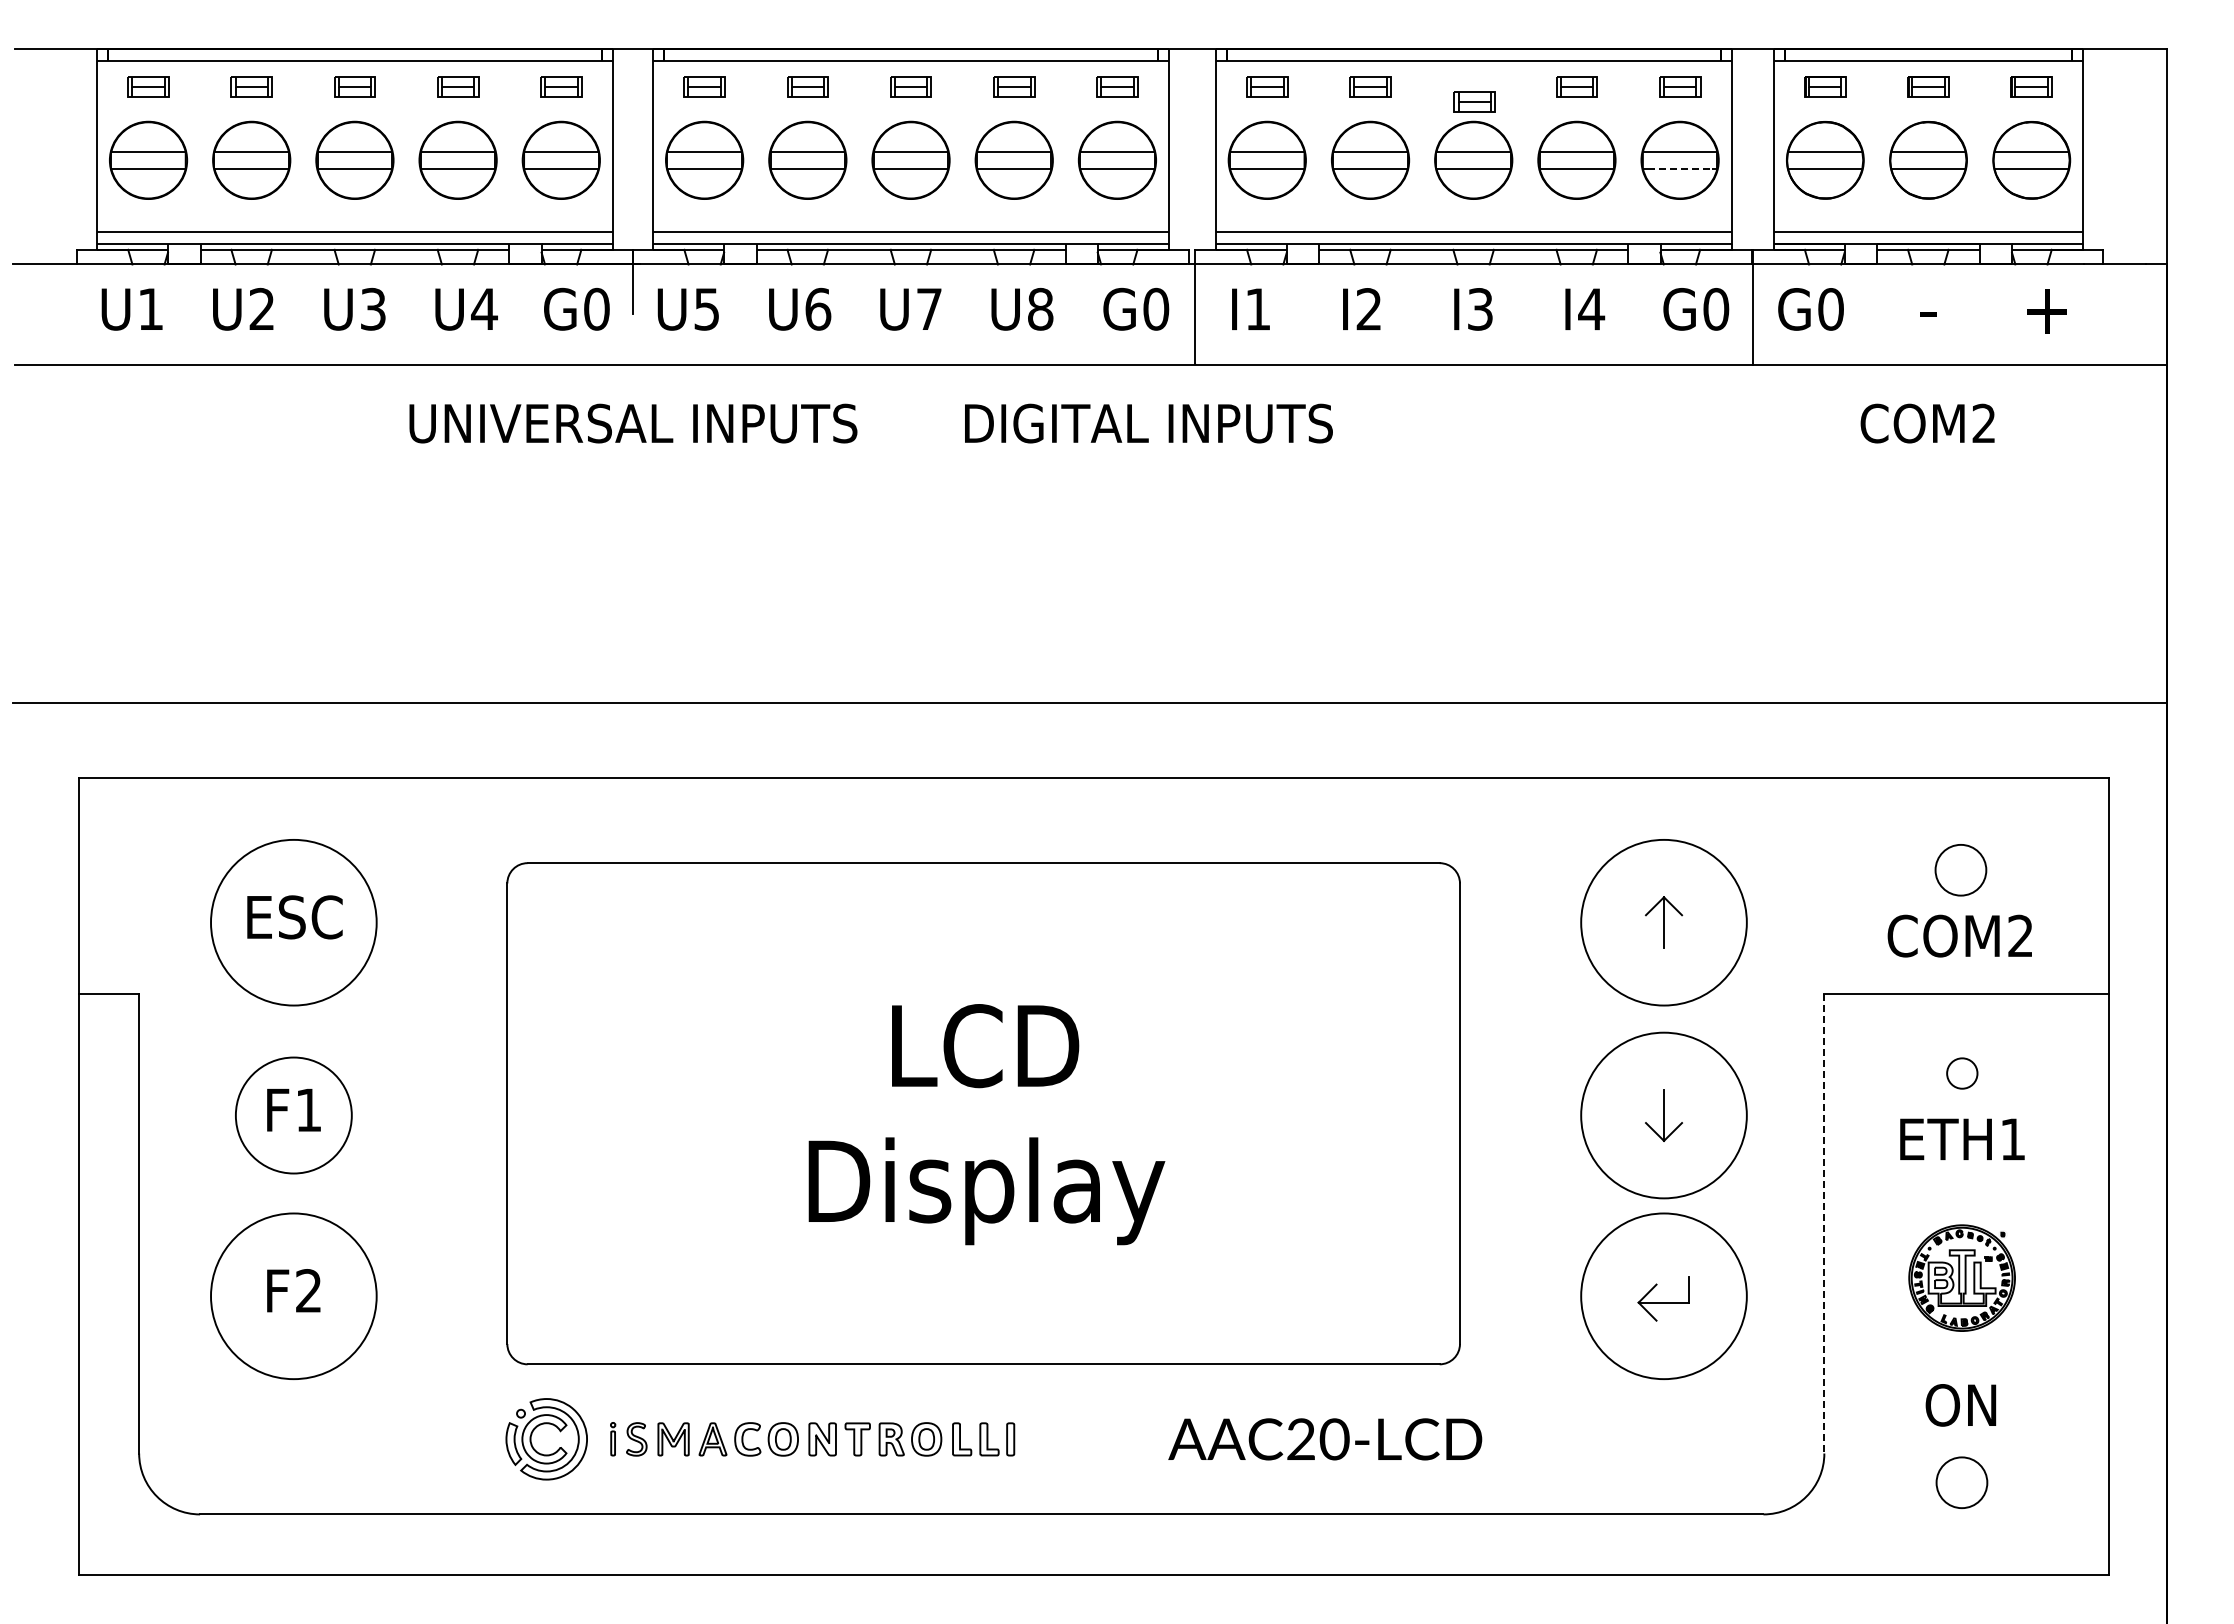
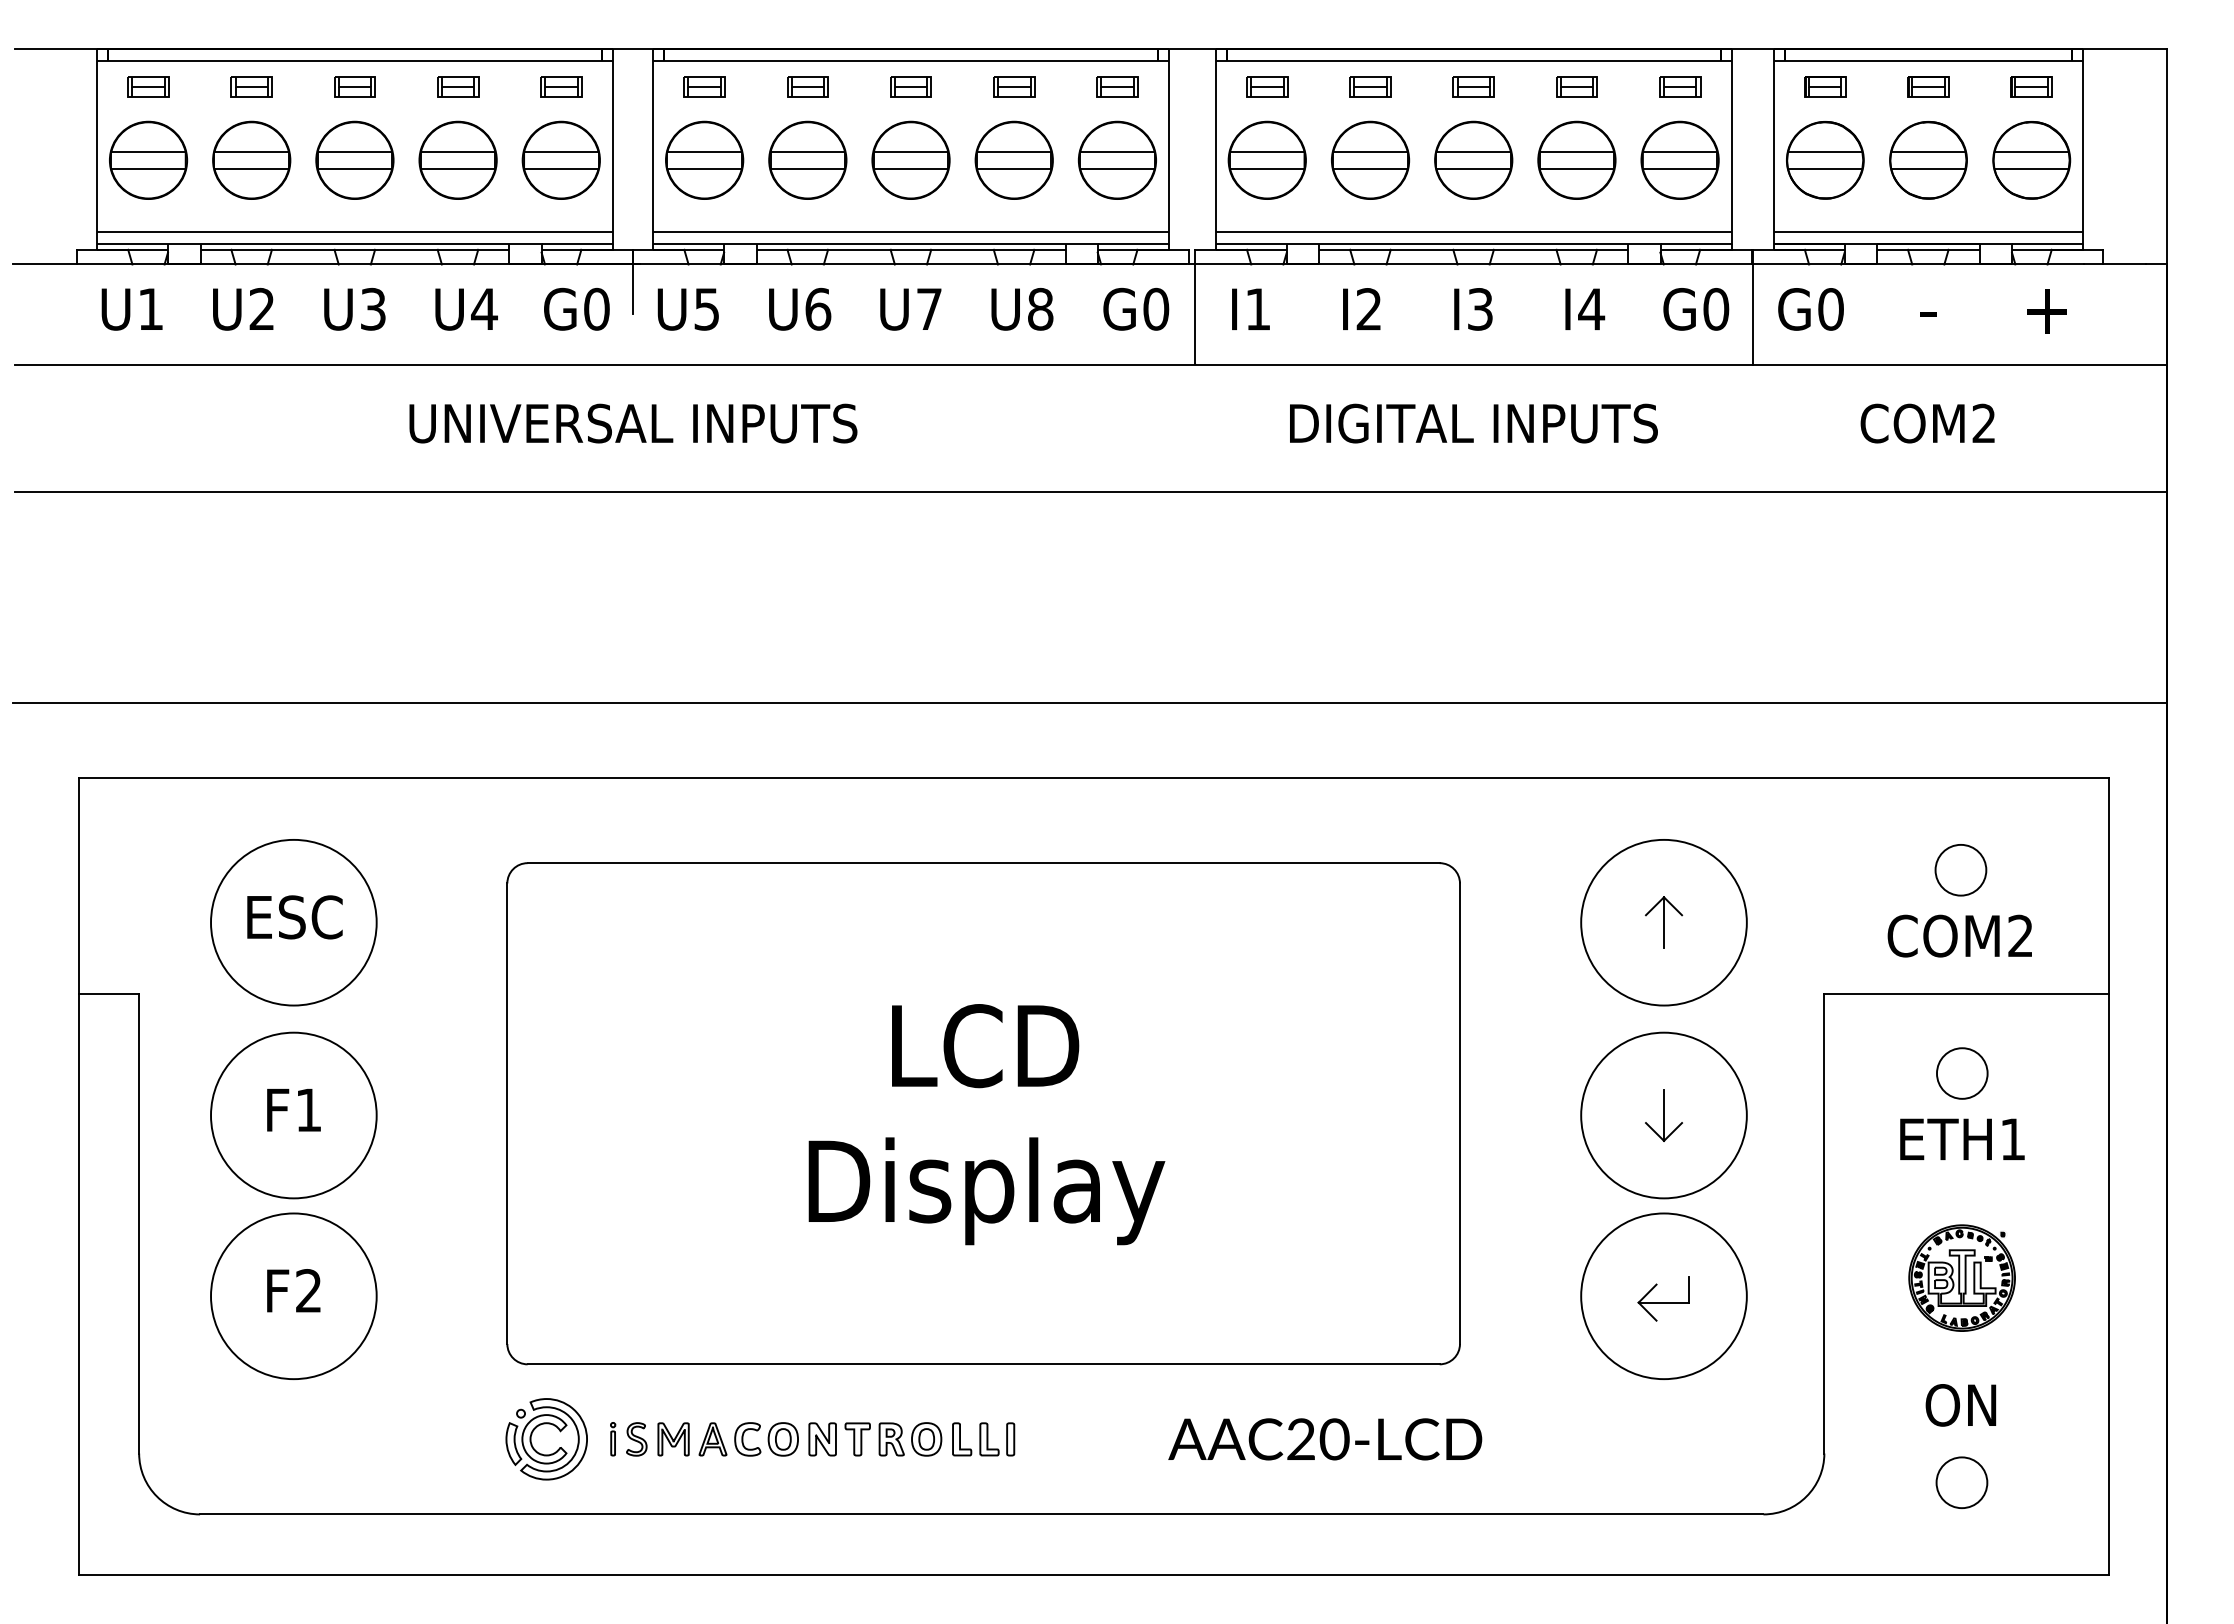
part position: (1474, 101) -> (1473, 86) (1473, 86)
line: dashed -> solid (1680, 168)
text position: (1148, 423) -> (1473, 423) (1473, 423)
line: none -> present (1090, 492)
circle diameter: 30 px -> 51 px (1961, 1073)
circle diameter: 116 px -> 166 px (293, 1115)
line: dashed -> solid (1824, 1223)
